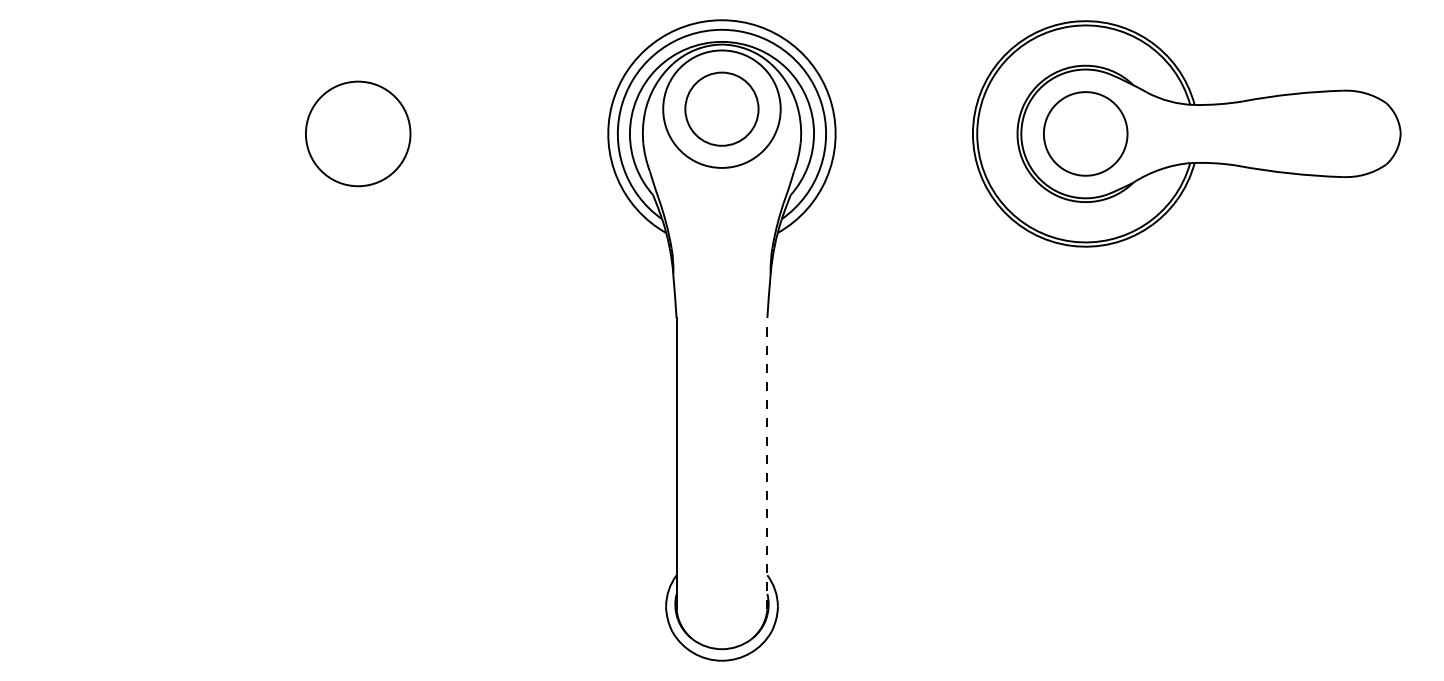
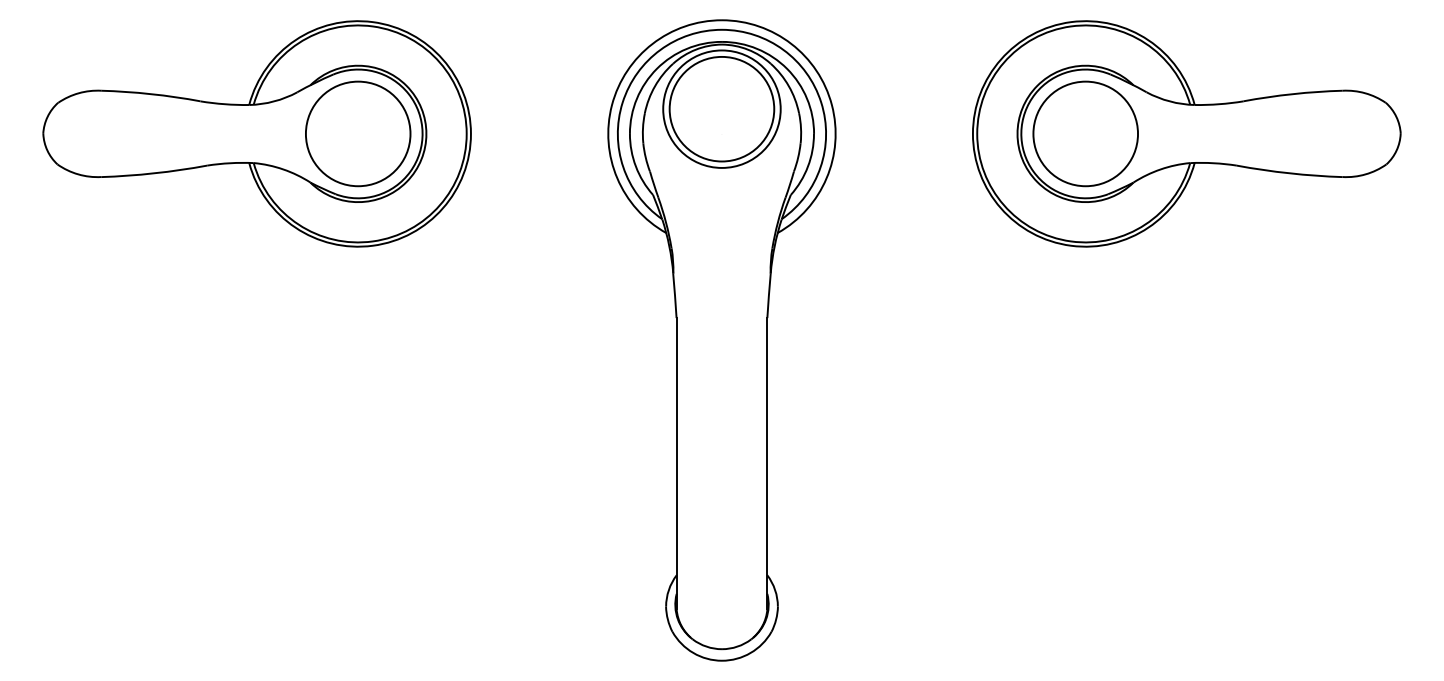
circle diameter: 73 px -> 105 px (721, 108)
part: none -> present (256, 133)
circle diameter: 84 px -> 105 px (1085, 133)
line: dashed -> solid (767, 463)
